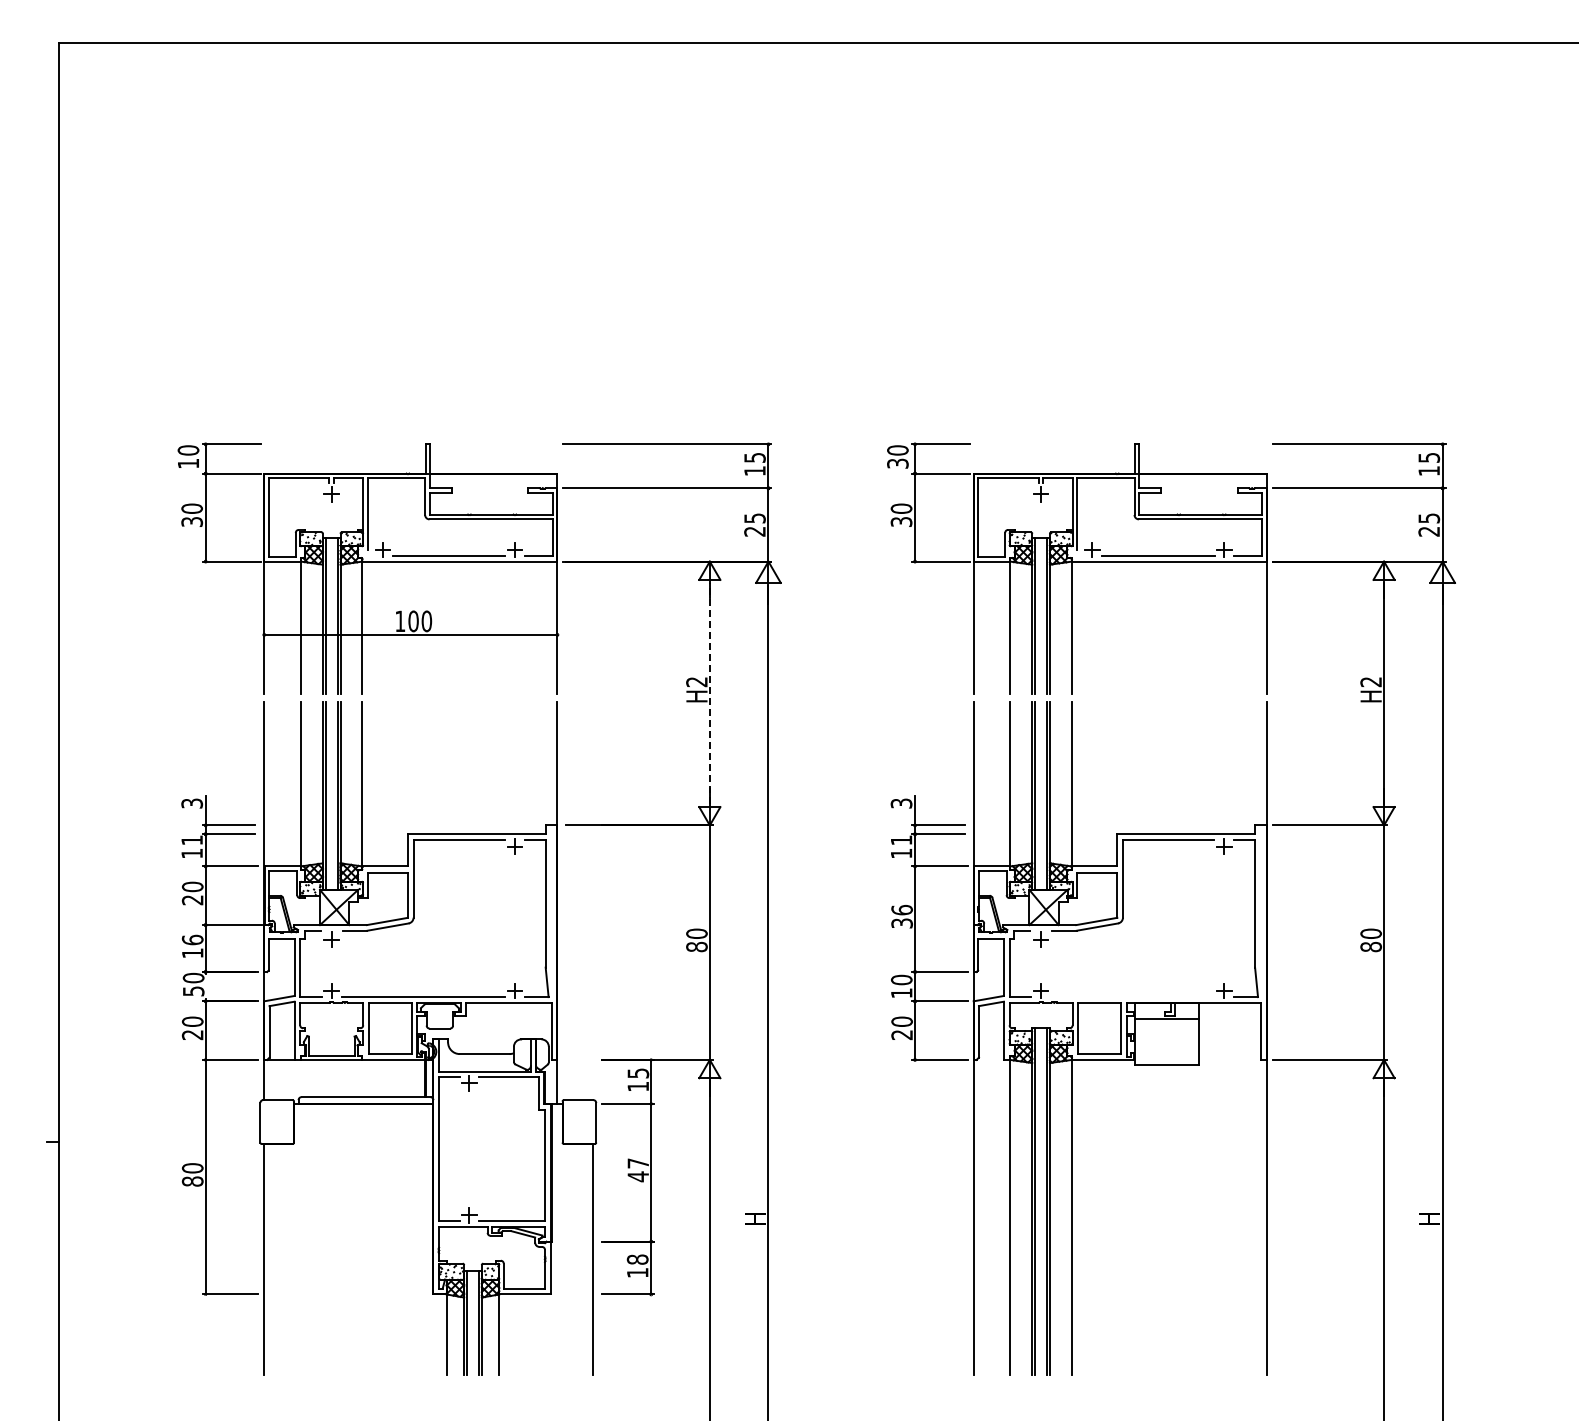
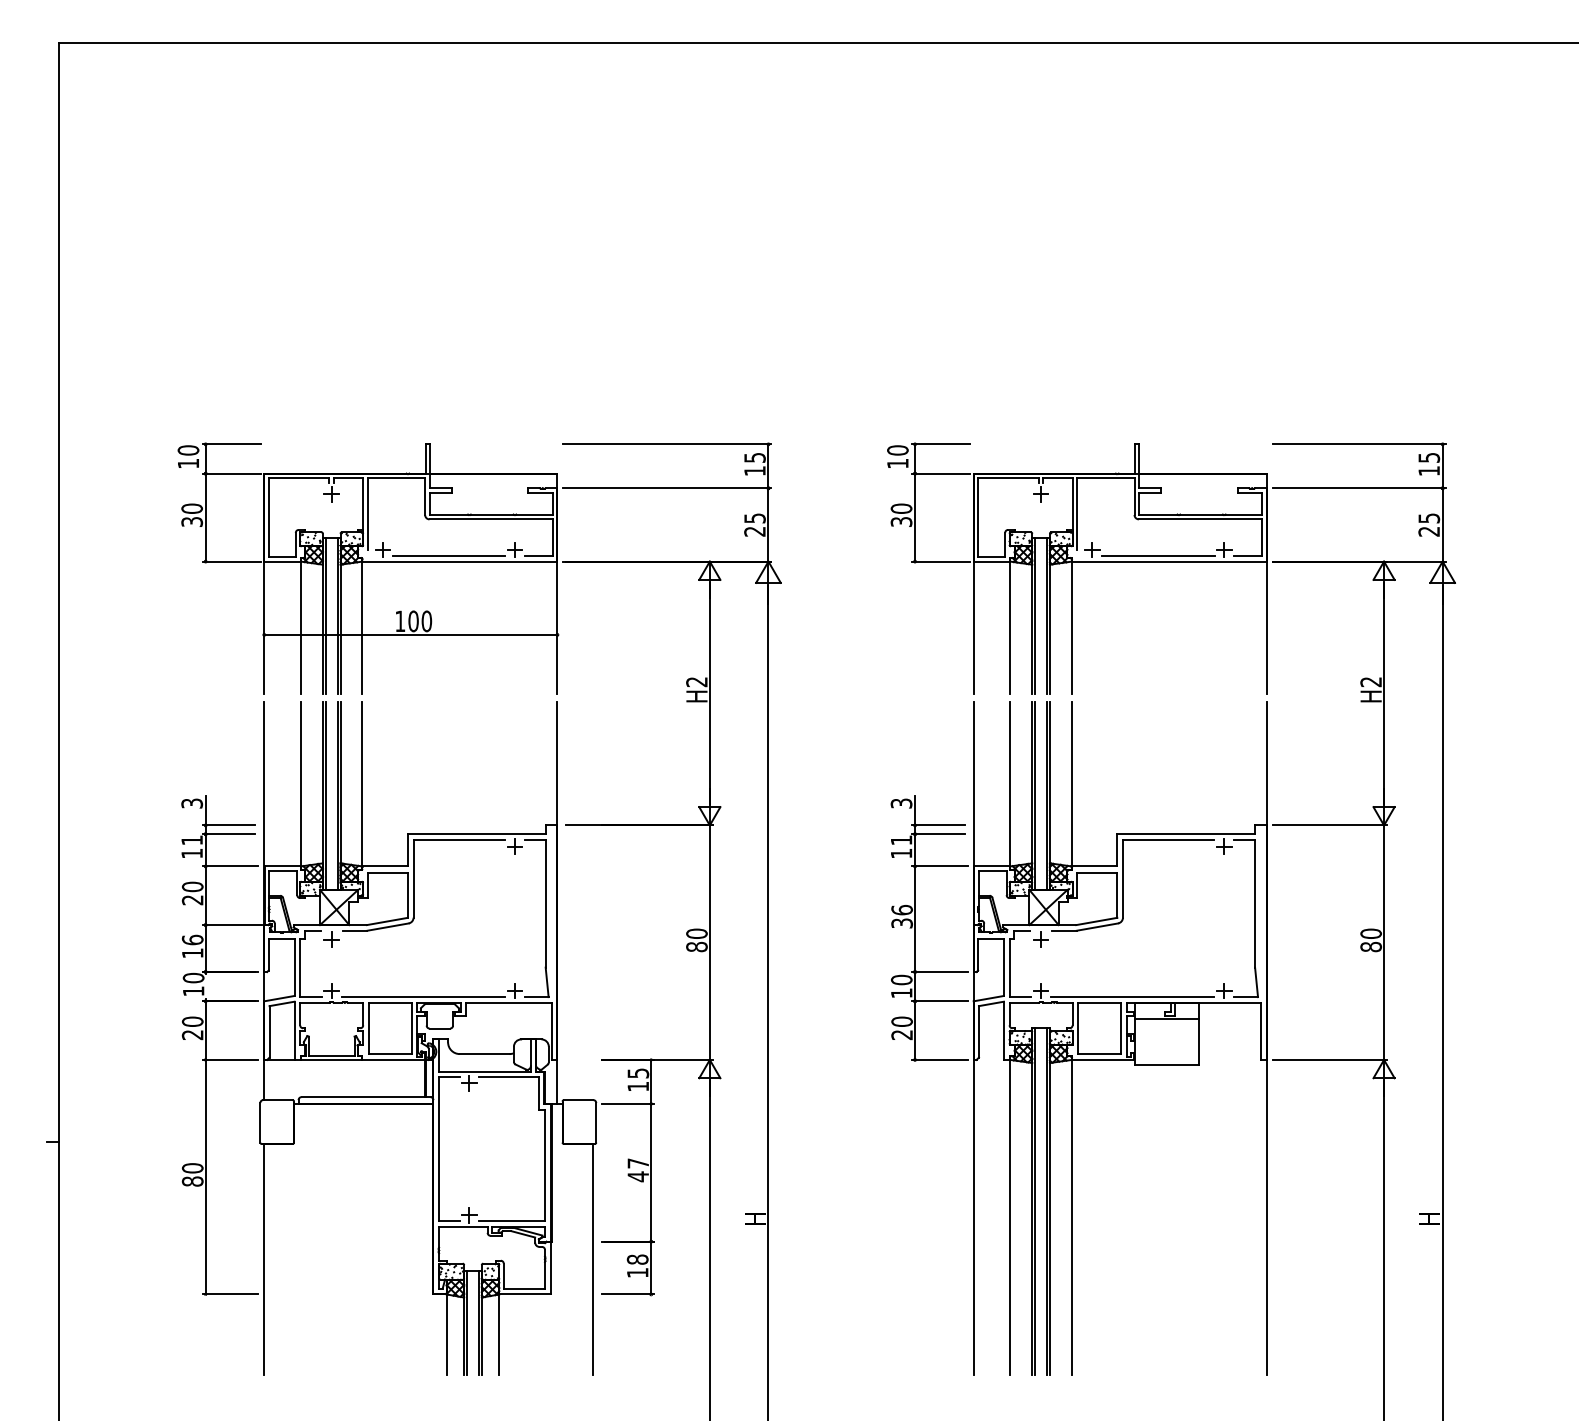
text: 30 -> 10 (897, 463)
line: dashed -> solid (709, 693)
text: 50 -> 10 (193, 991)
line: none -> present (1132, 997)
